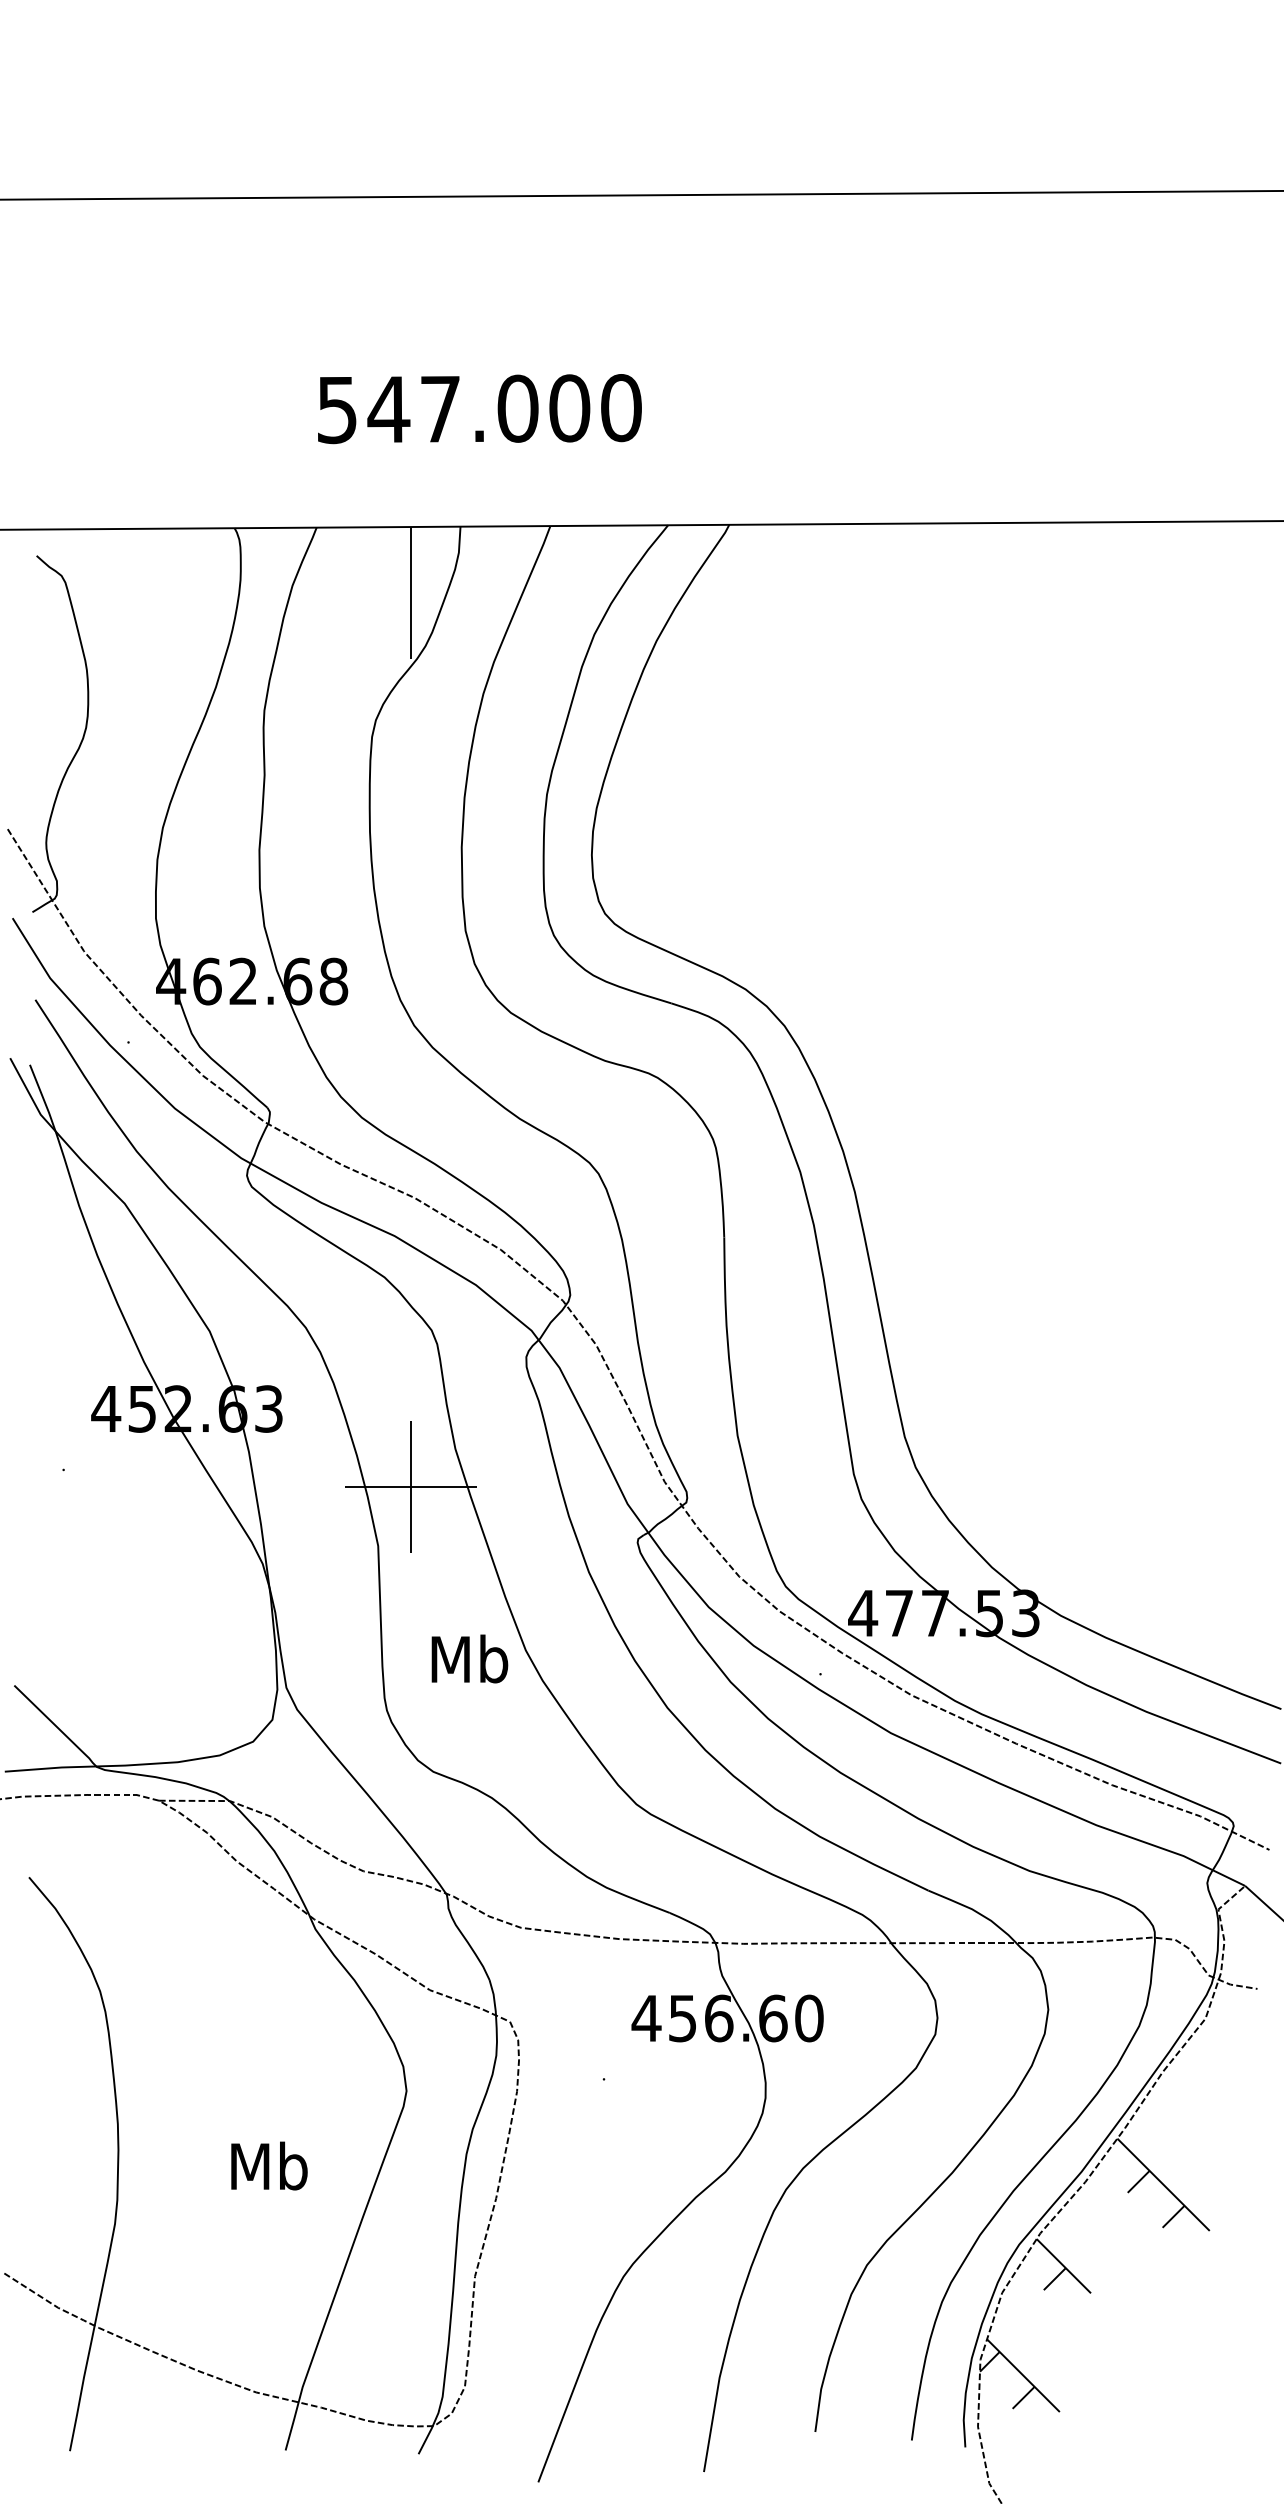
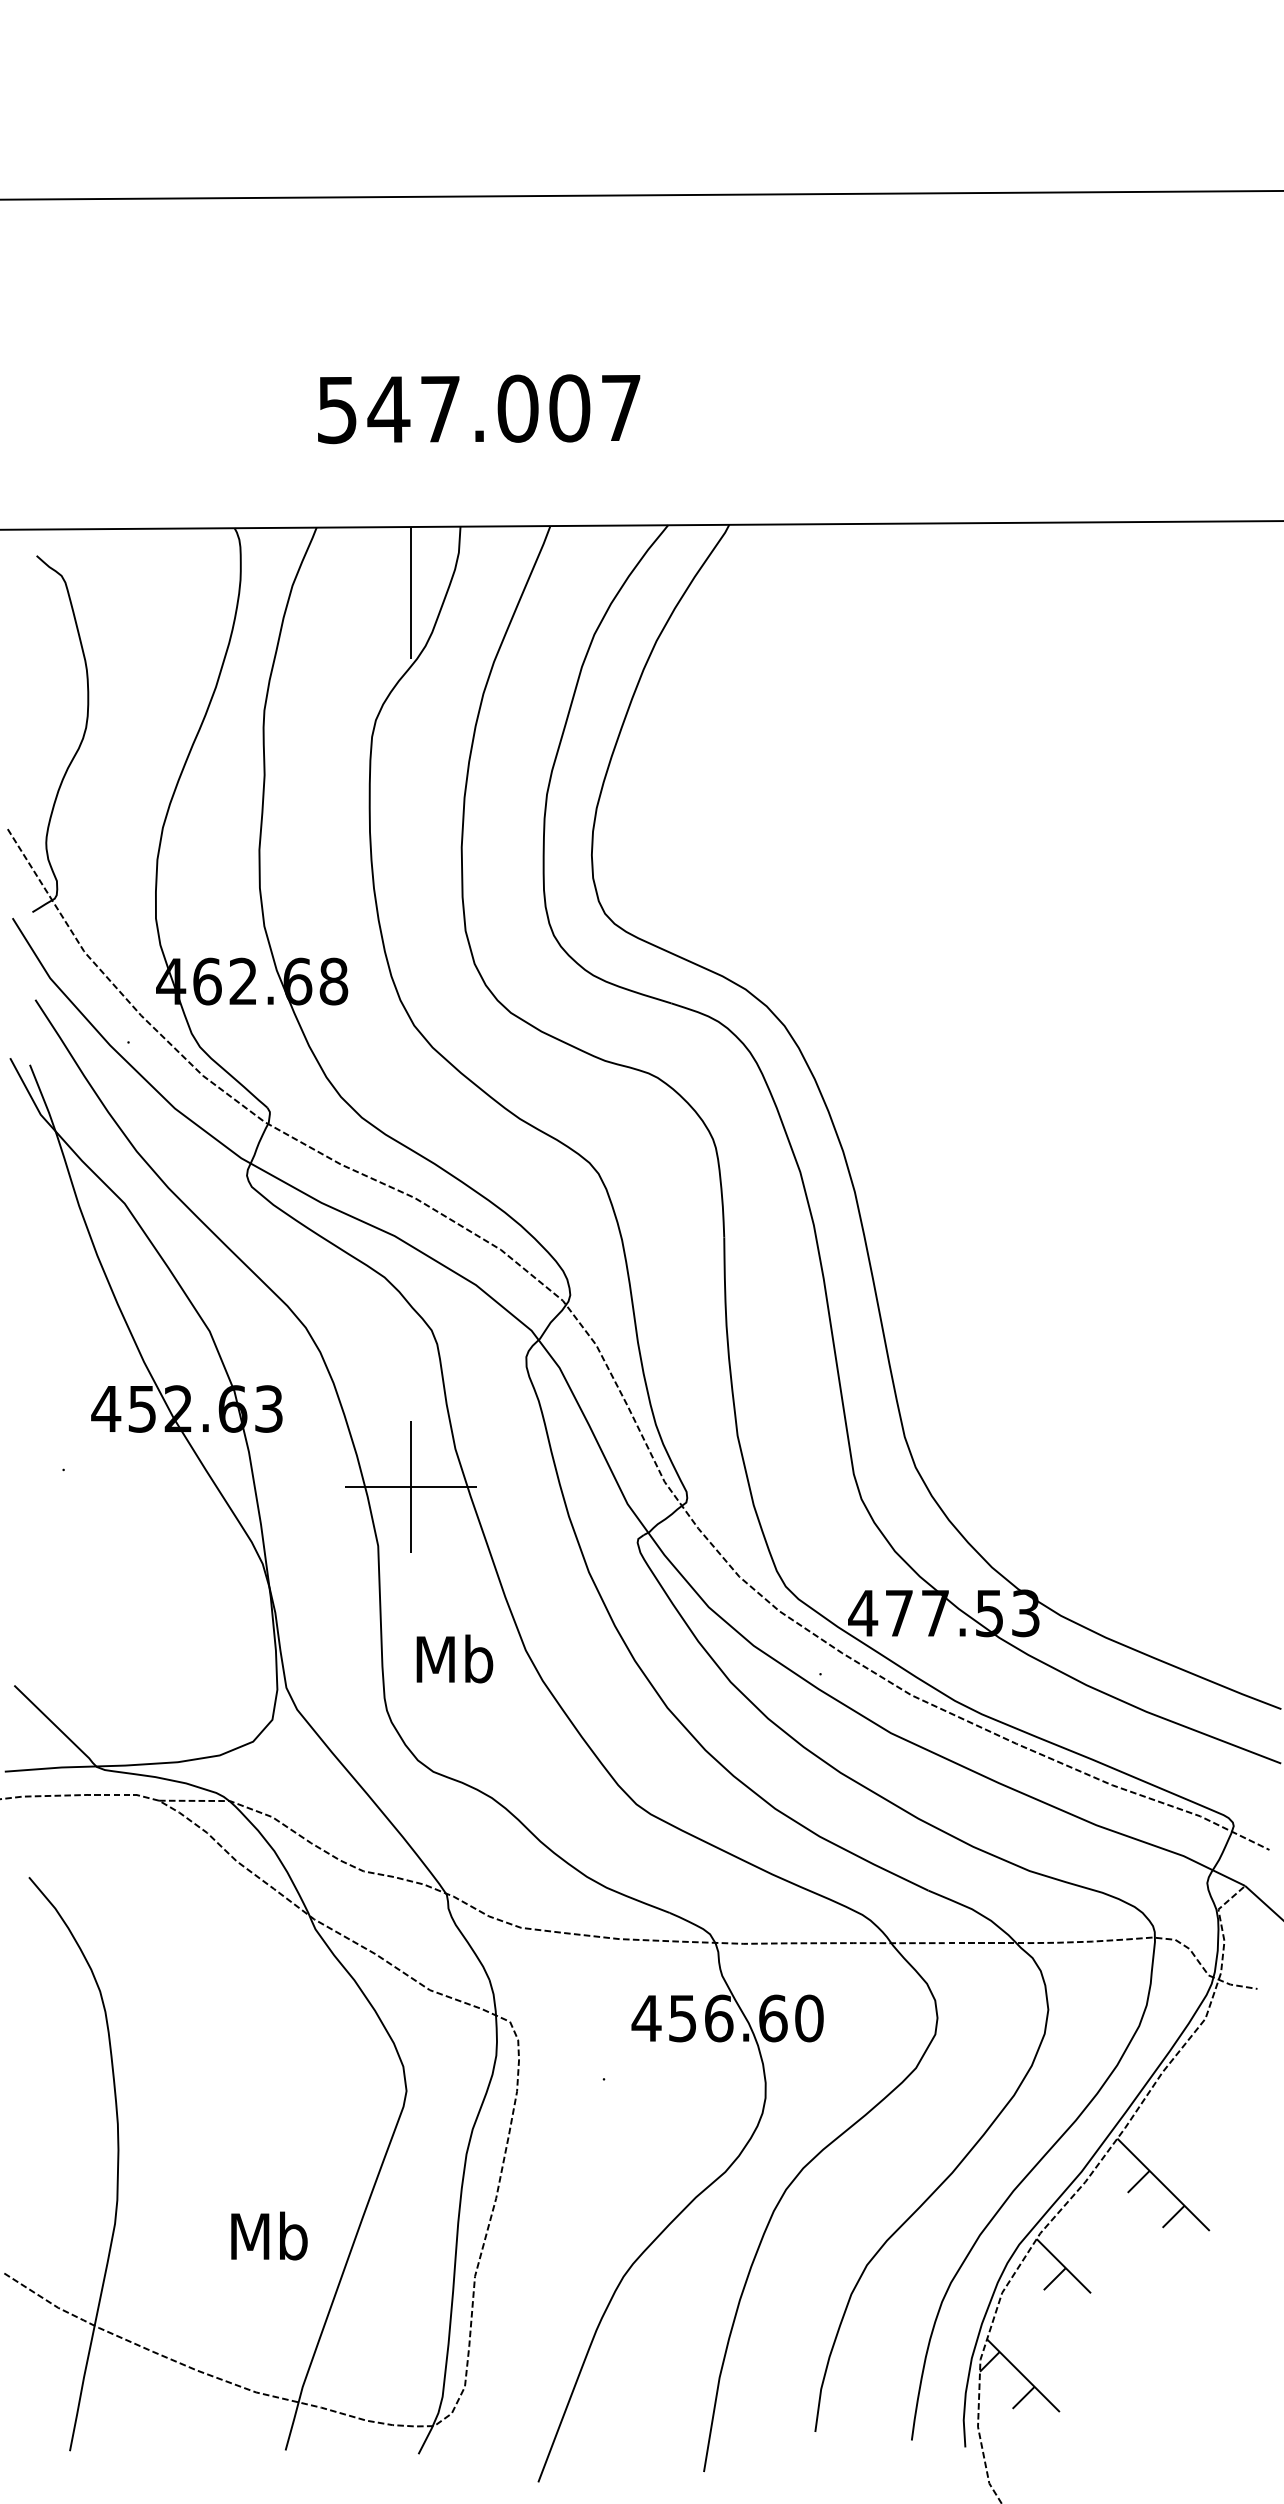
text: 547.000 -> 547.007 (621, 408)
text position: (469, 1658) -> (454, 1658) (454, 1658)
text position: (269, 2165) -> (269, 2235) (269, 2235)
